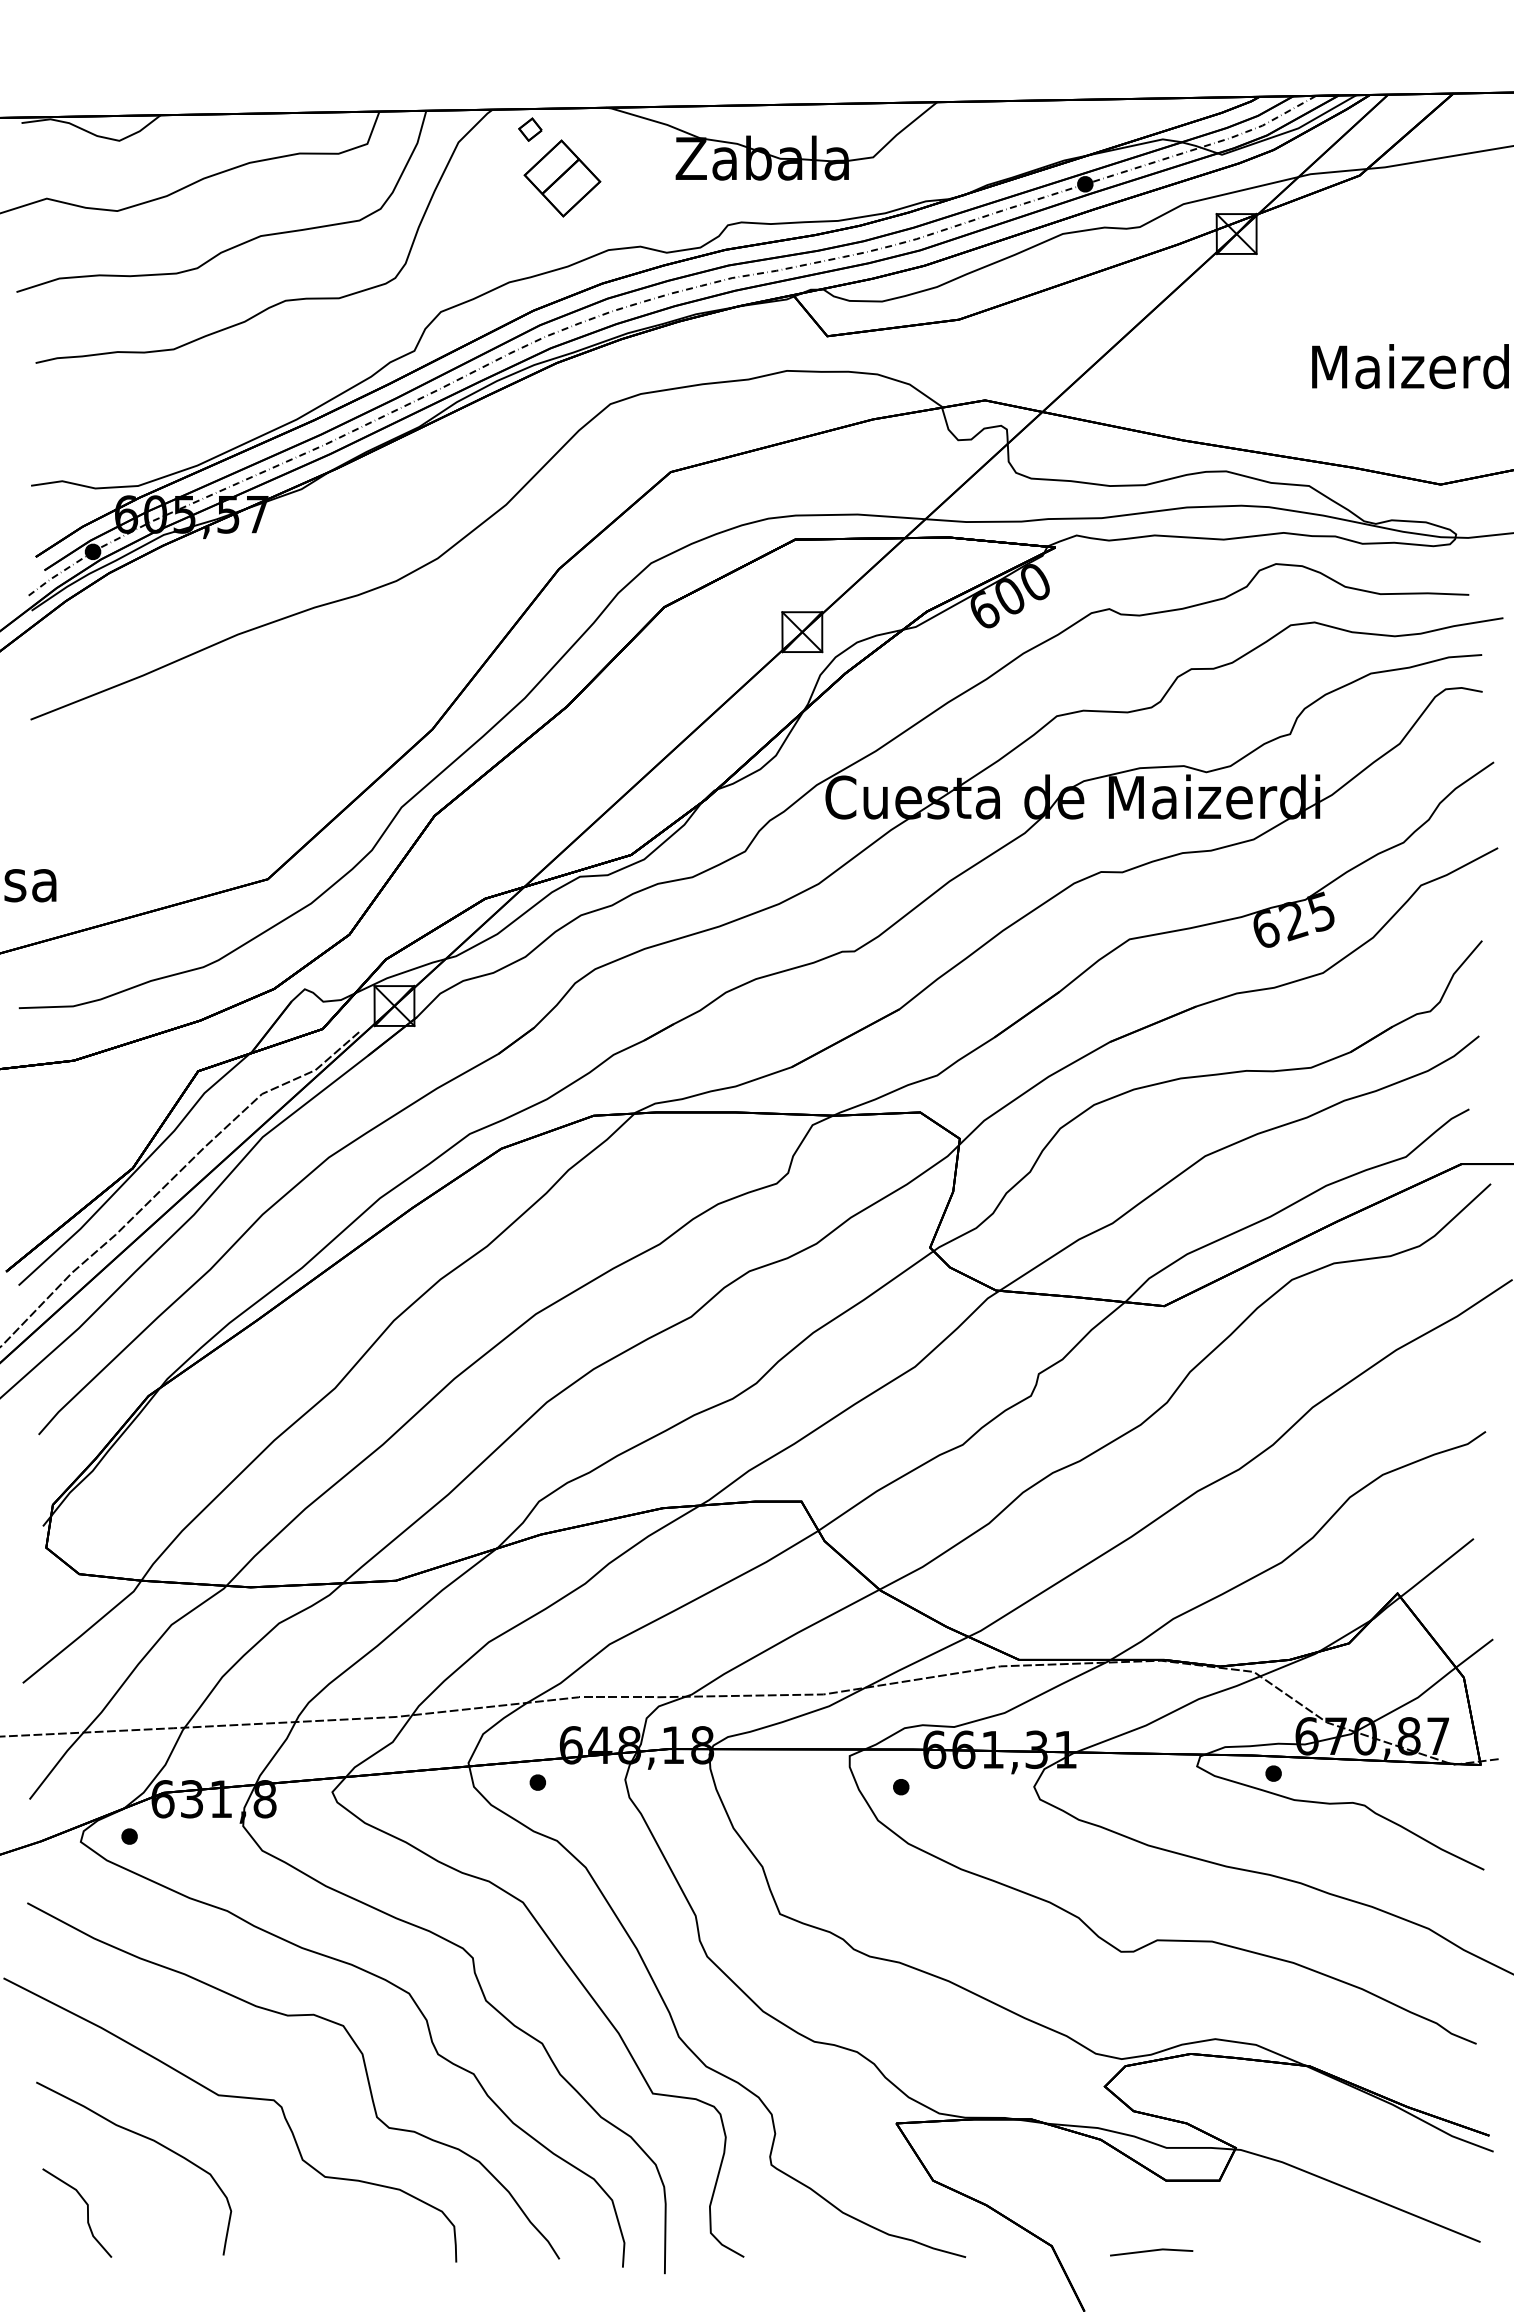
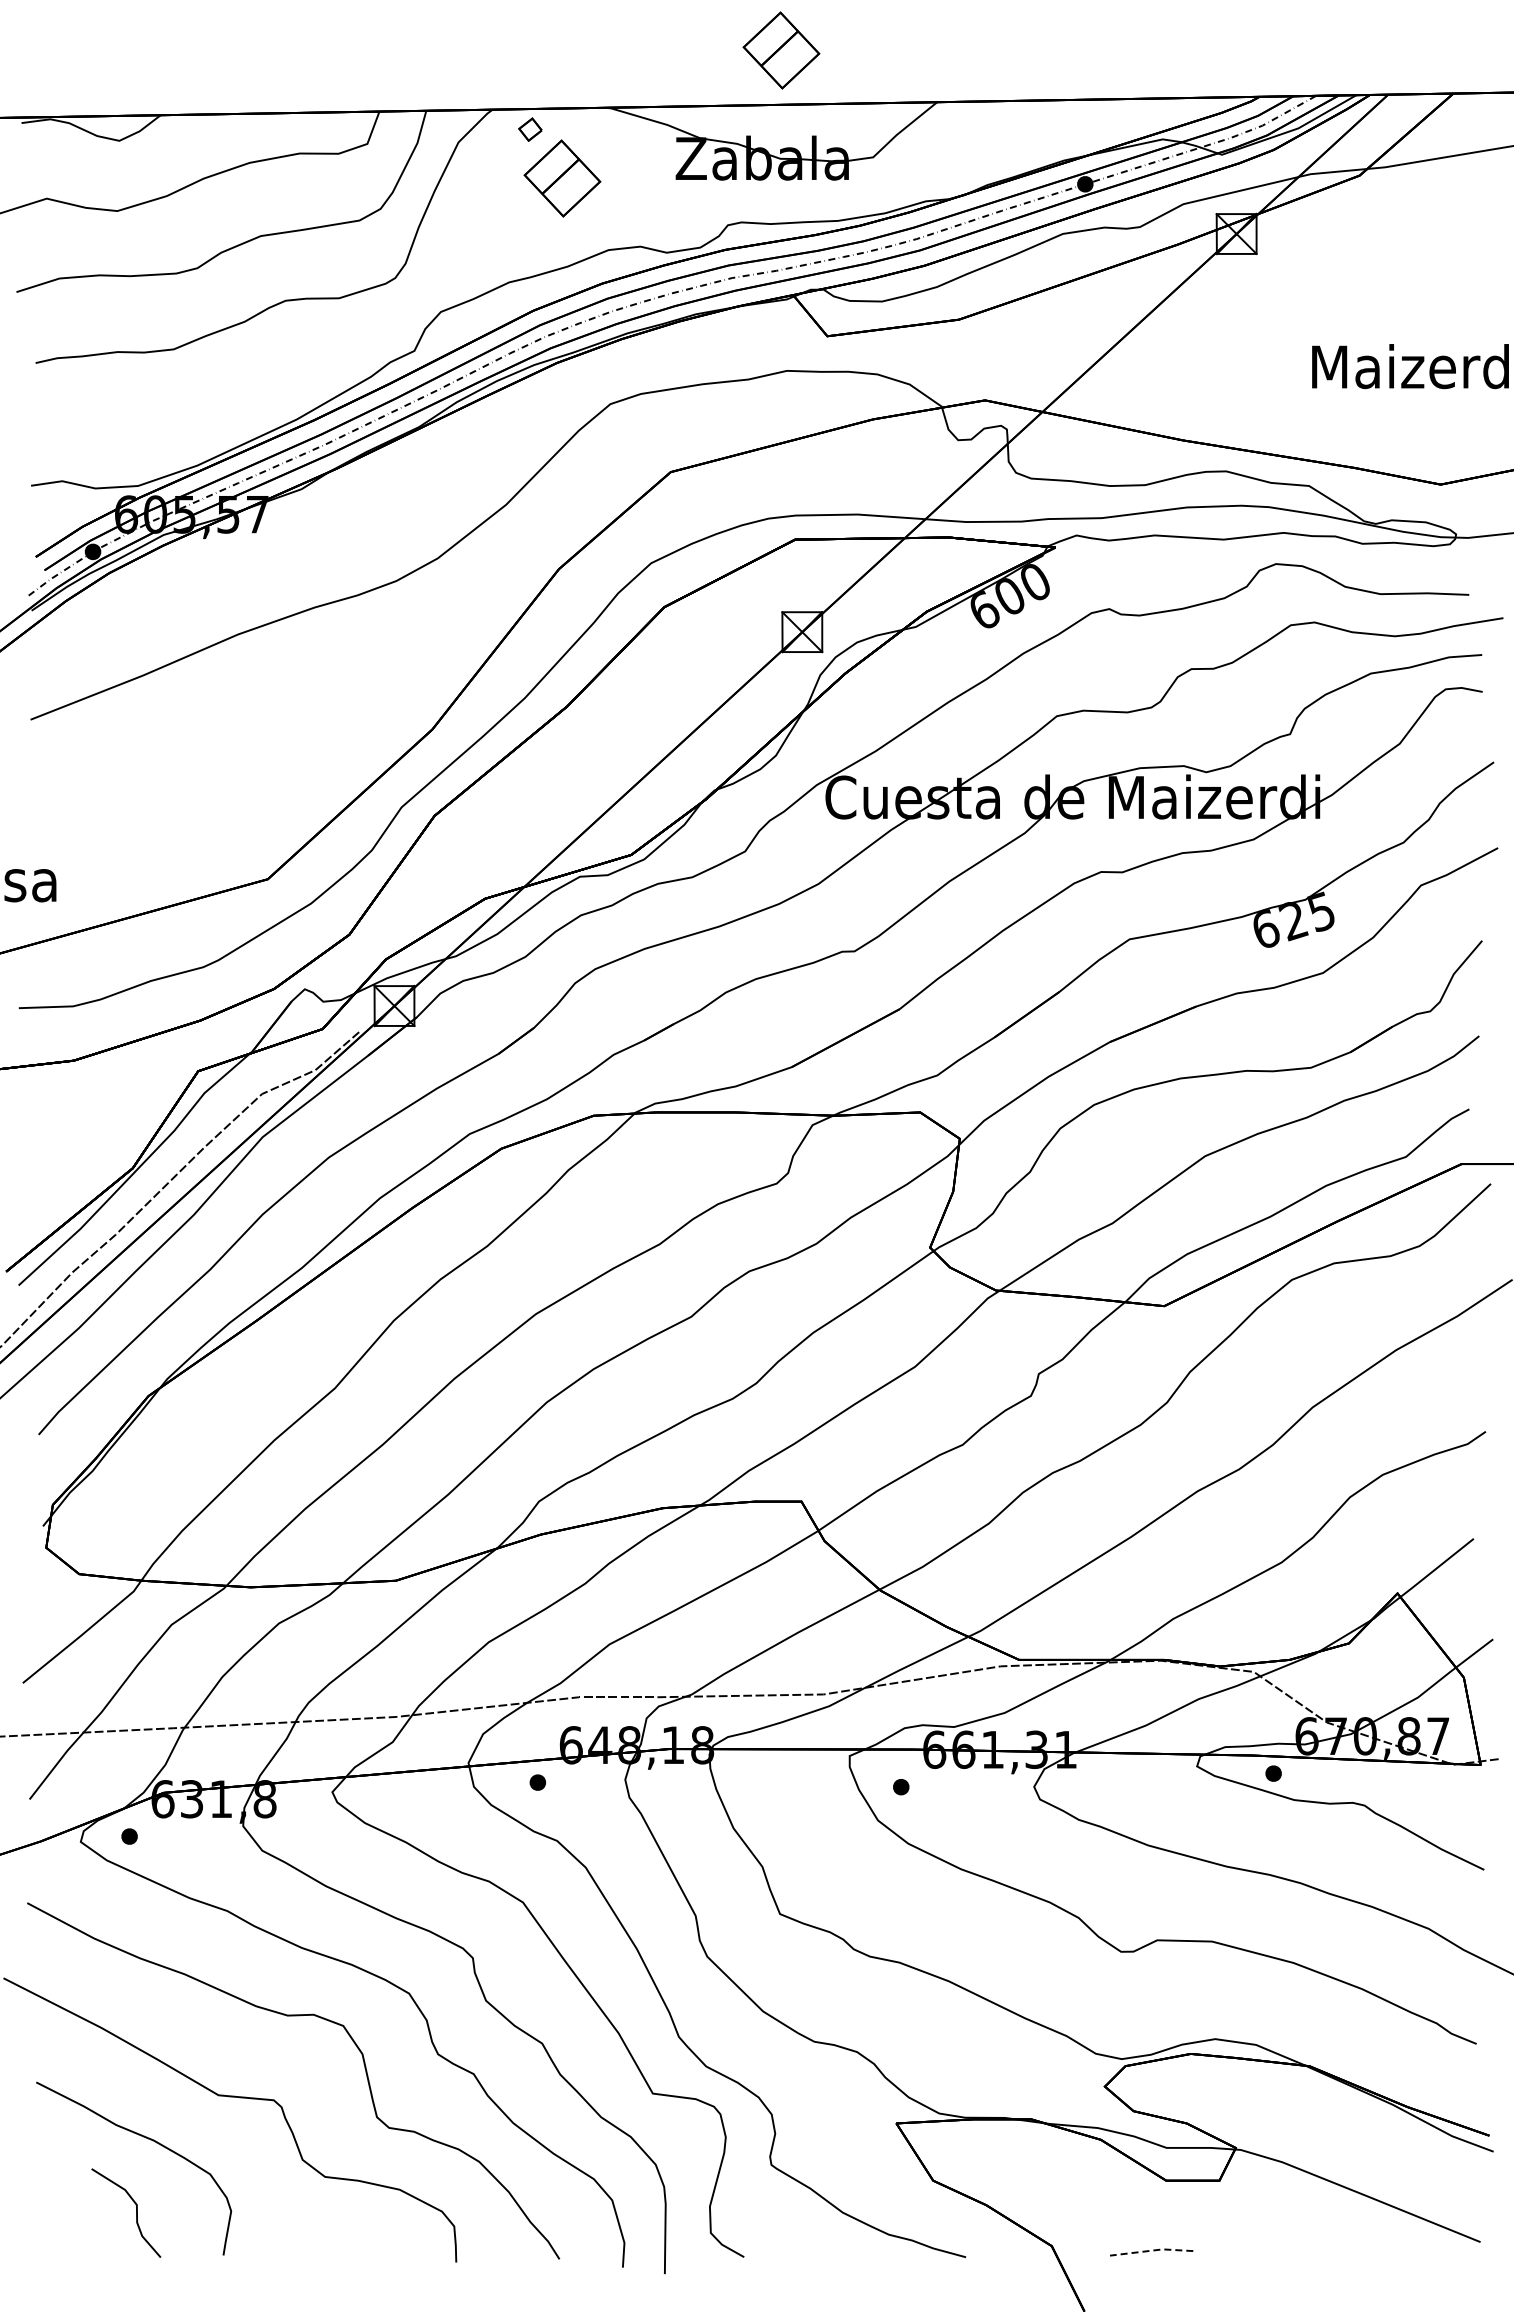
part: none -> present (781, 50)
curve position: (87, 2212) -> (136, 2212) (136, 2212)
line: solid -> dashed (1152, 2250)
